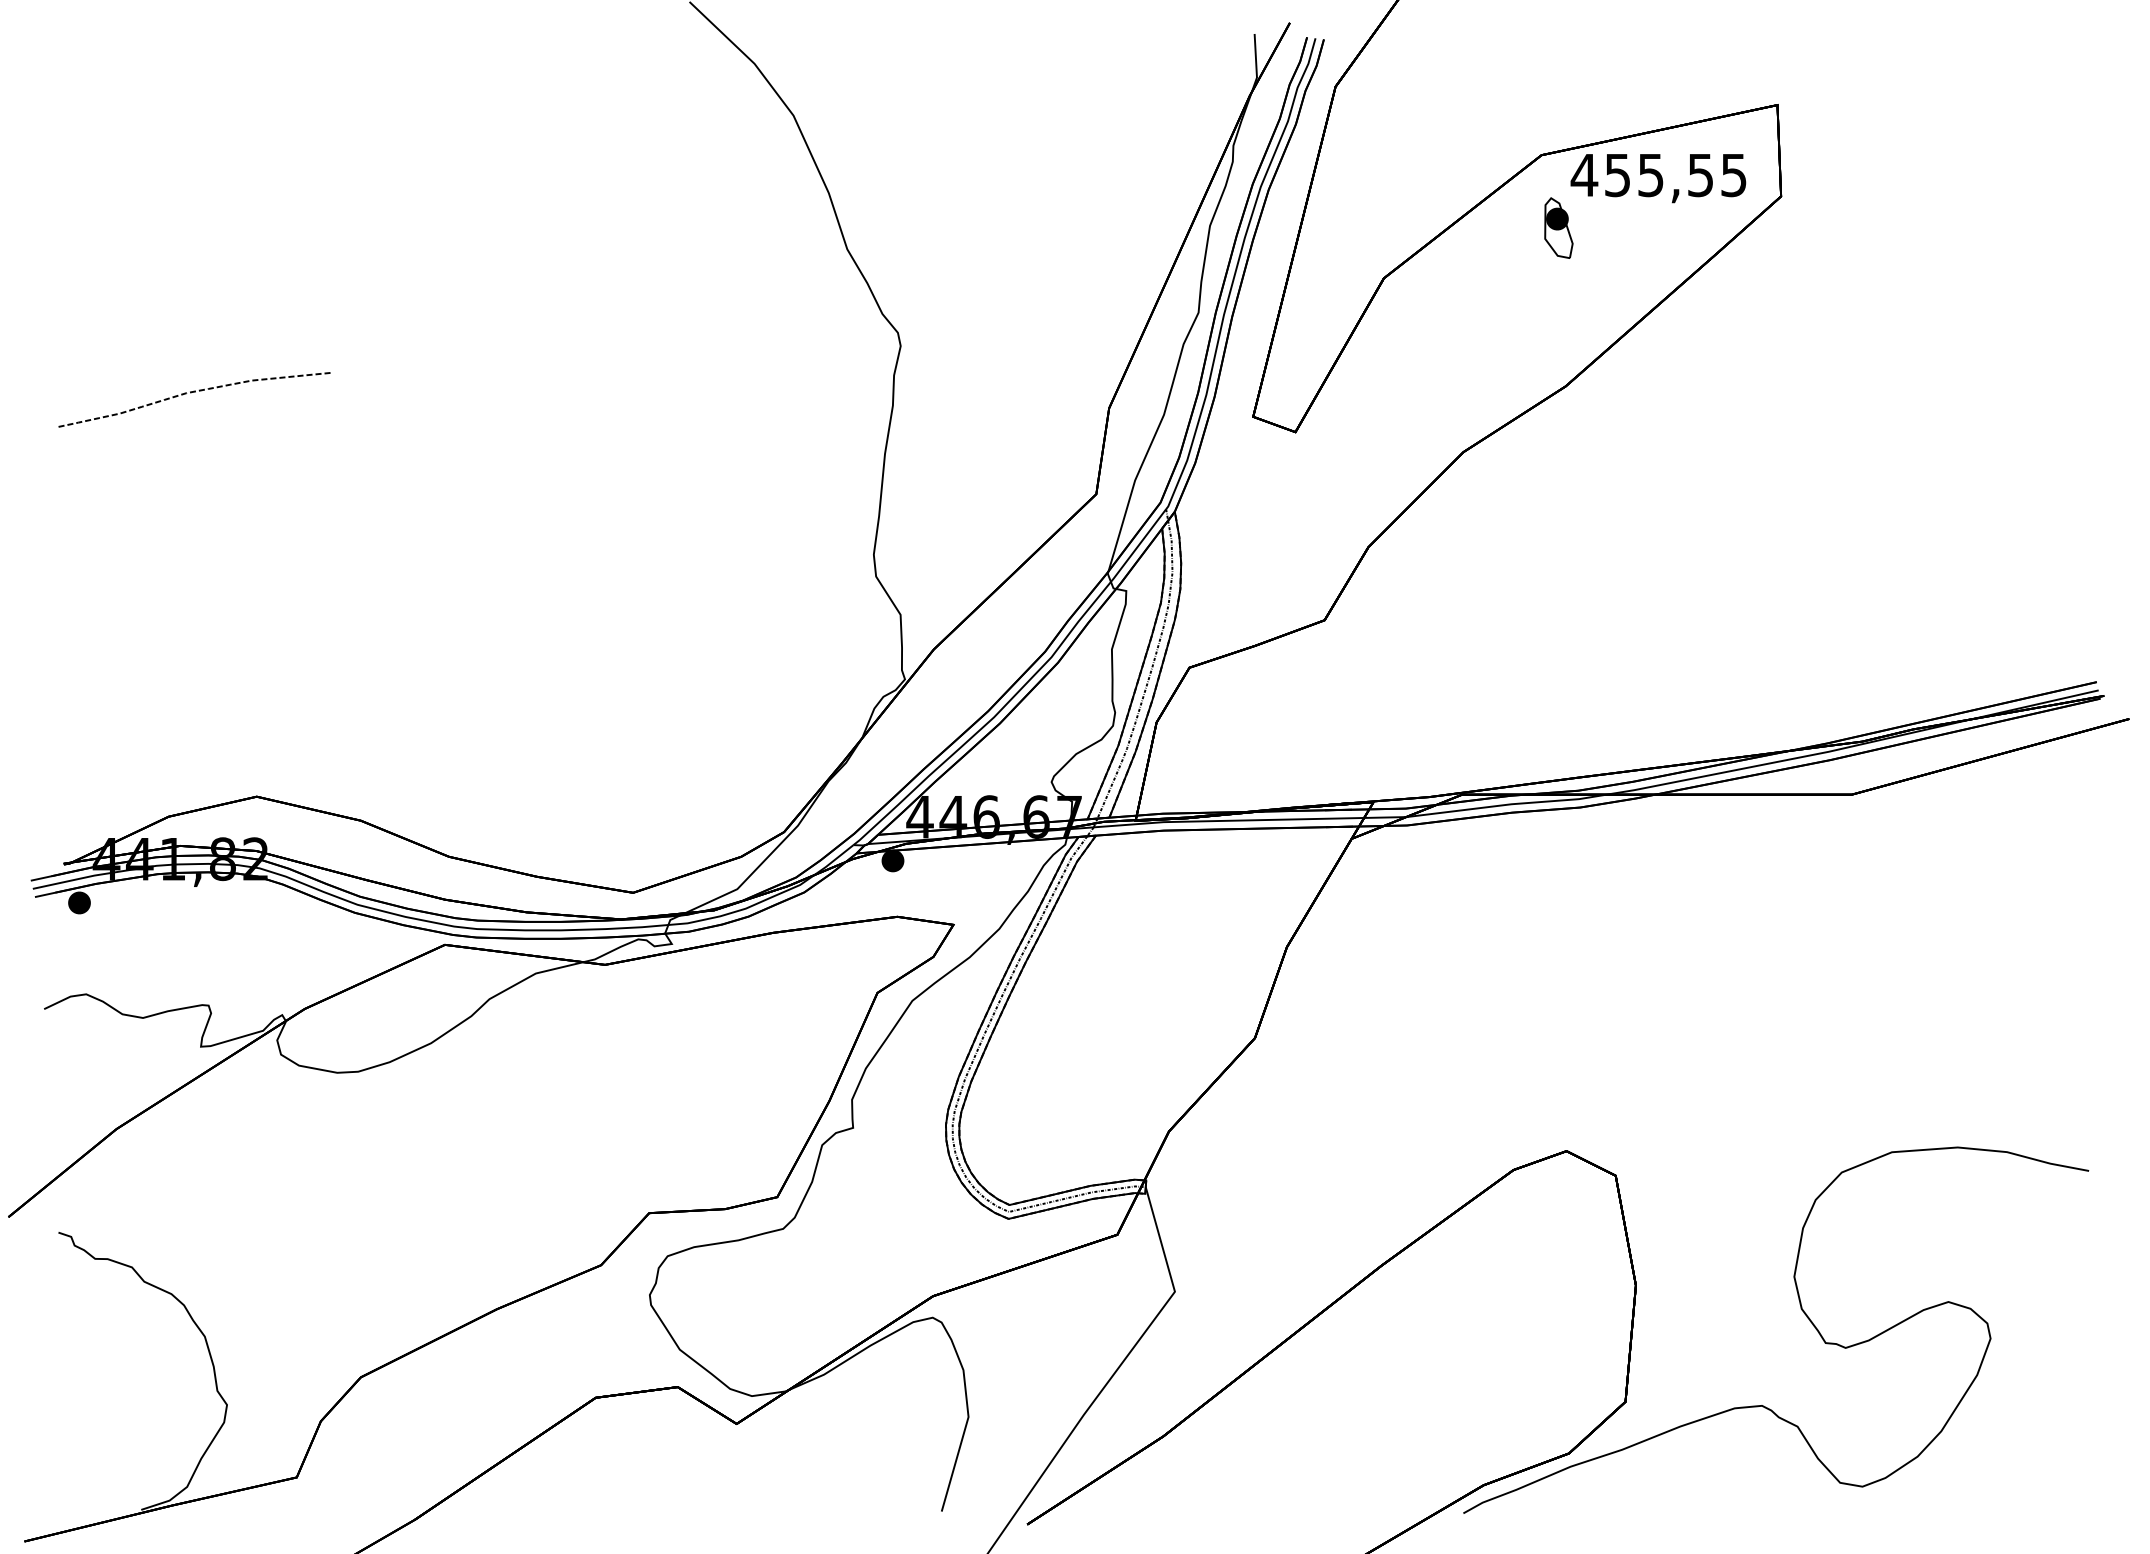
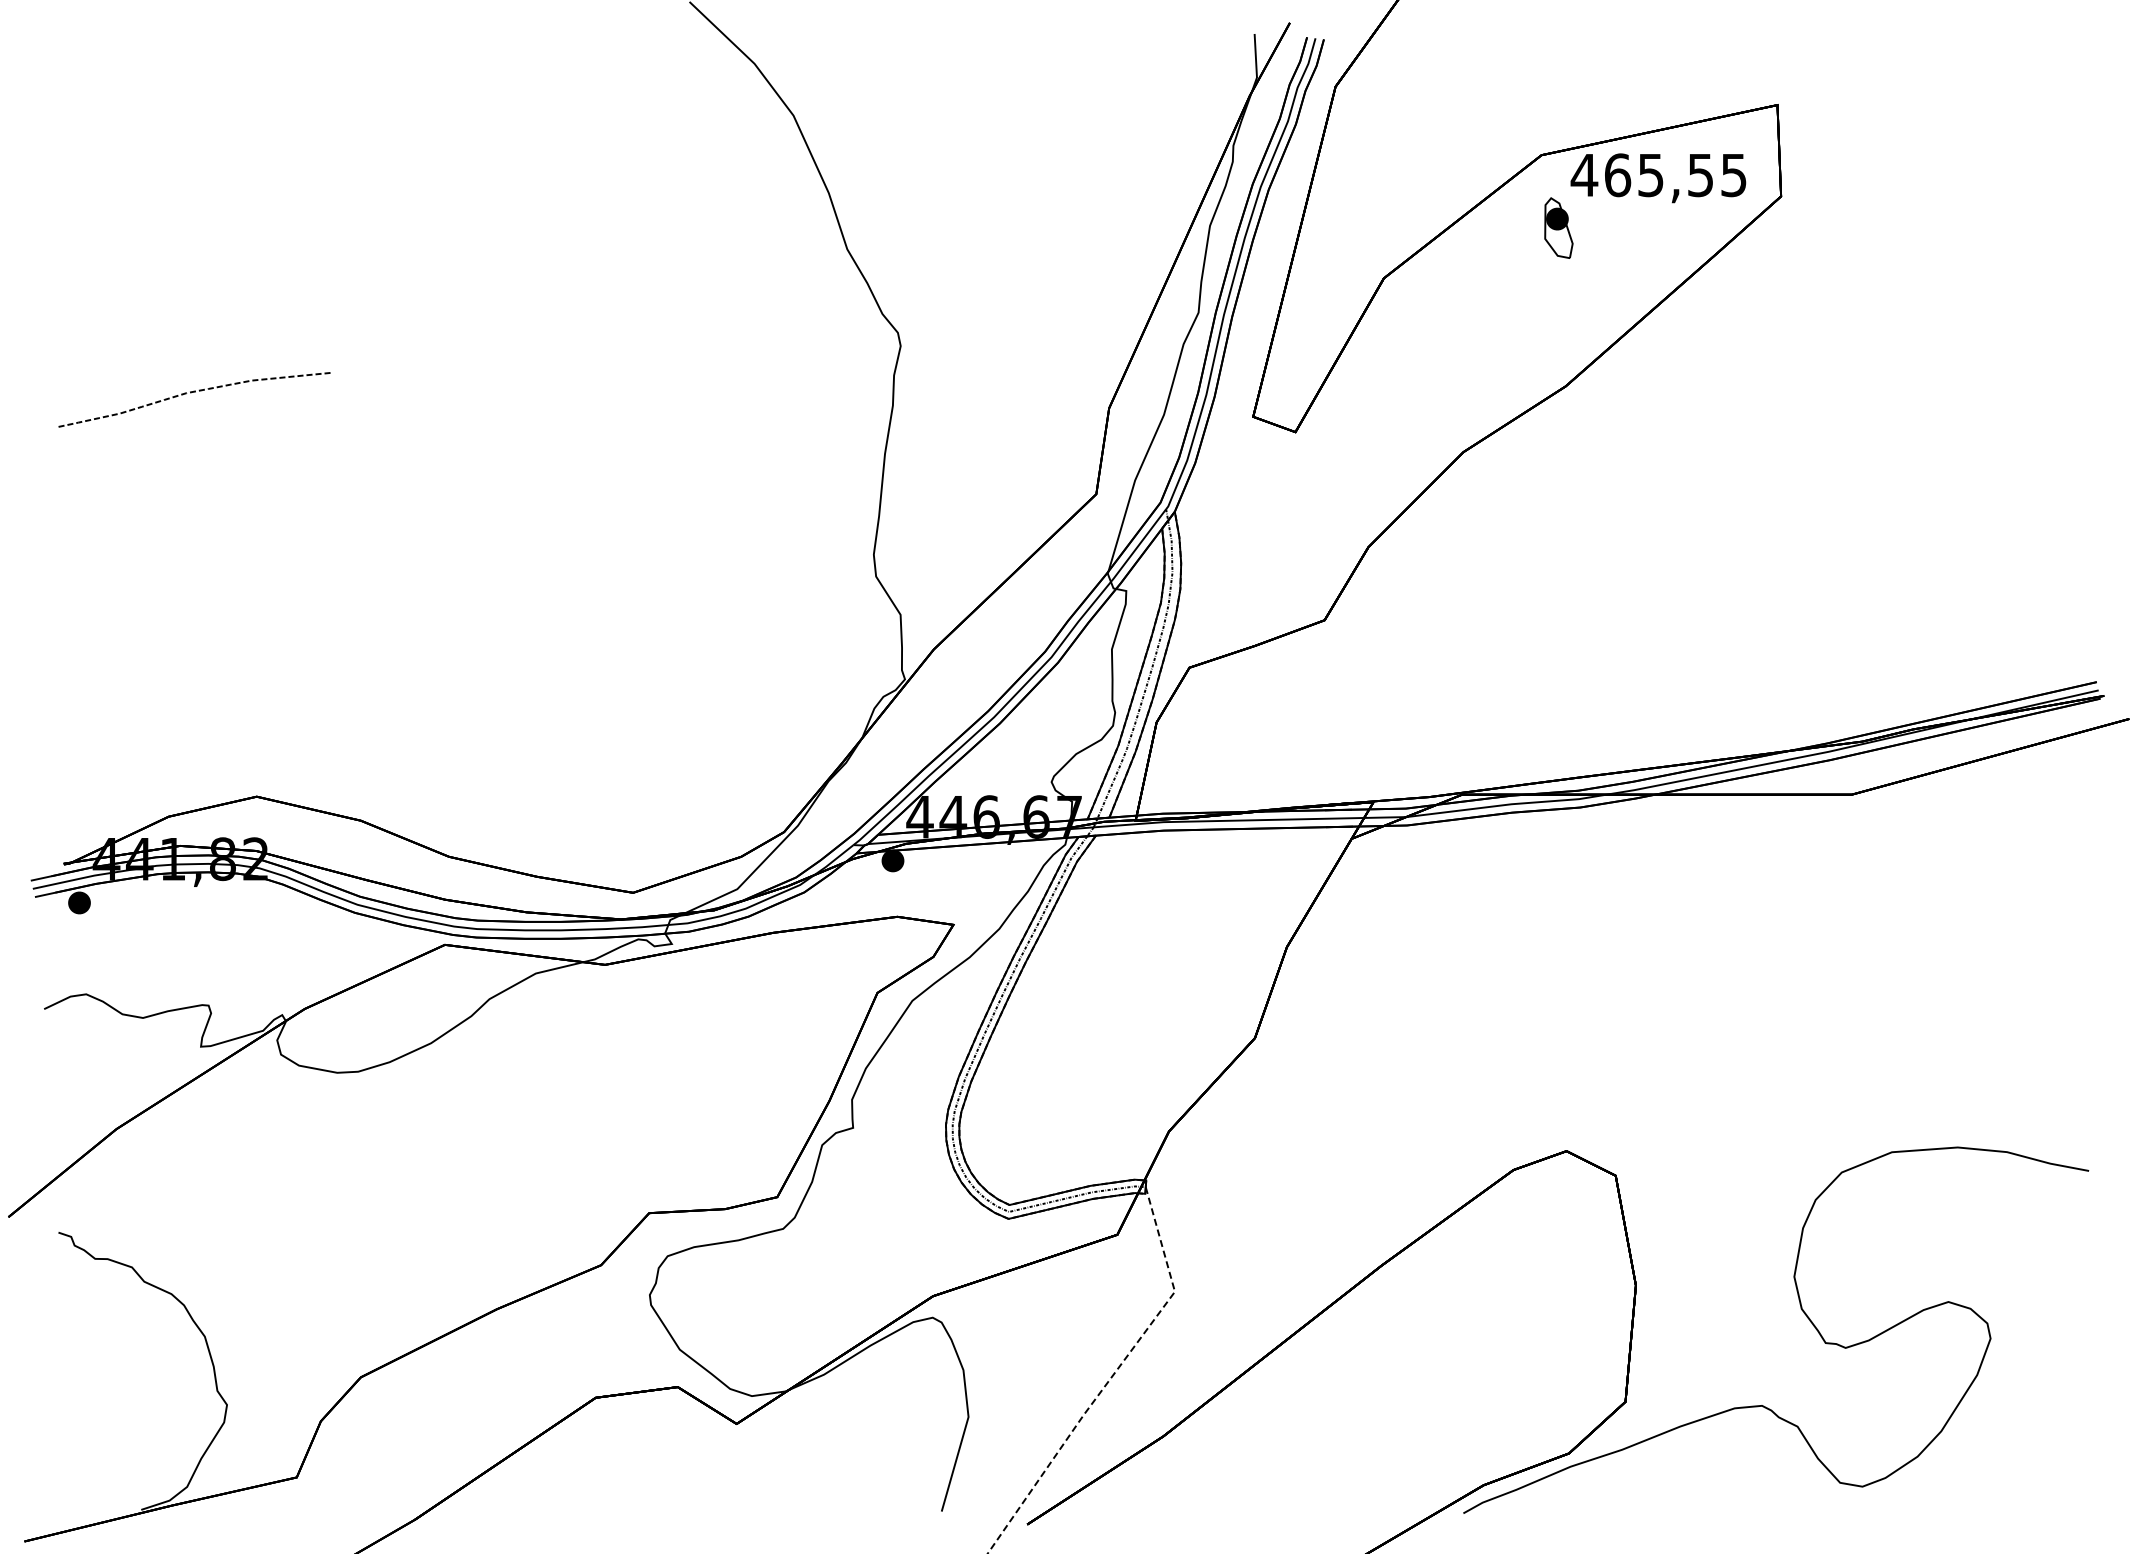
text: 455,55 -> 465,55 (1618, 175)
line: solid -> dashed (1111, 1377)
